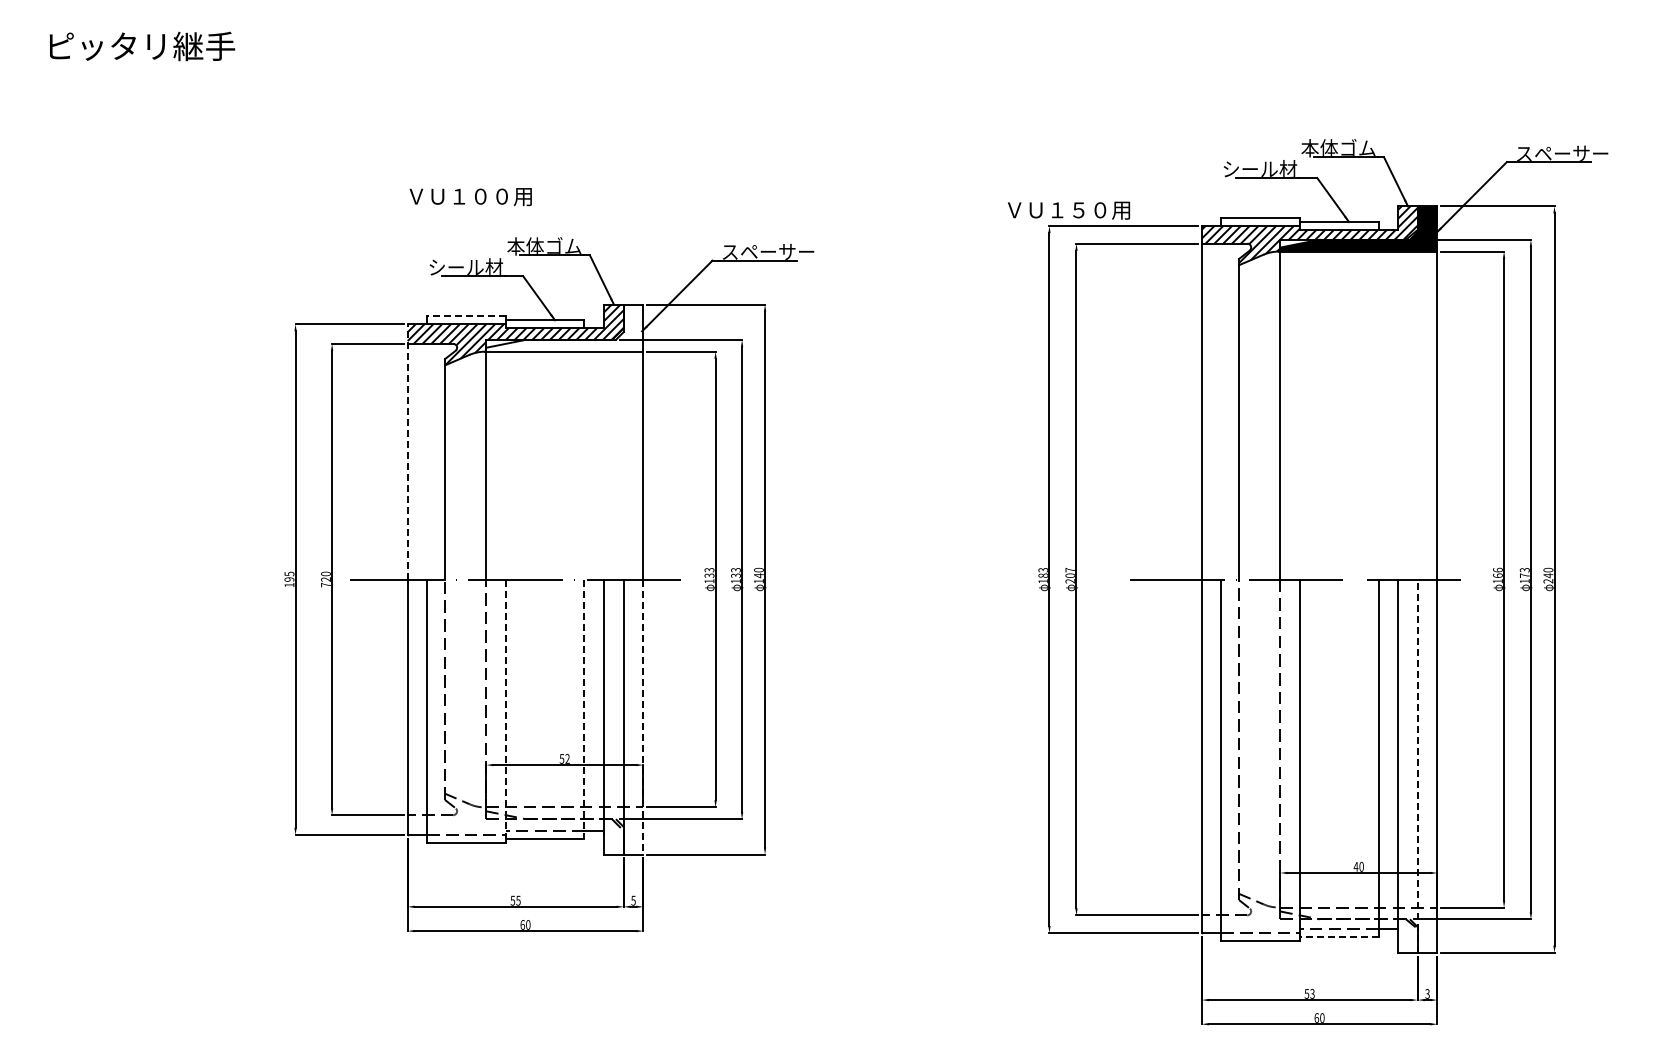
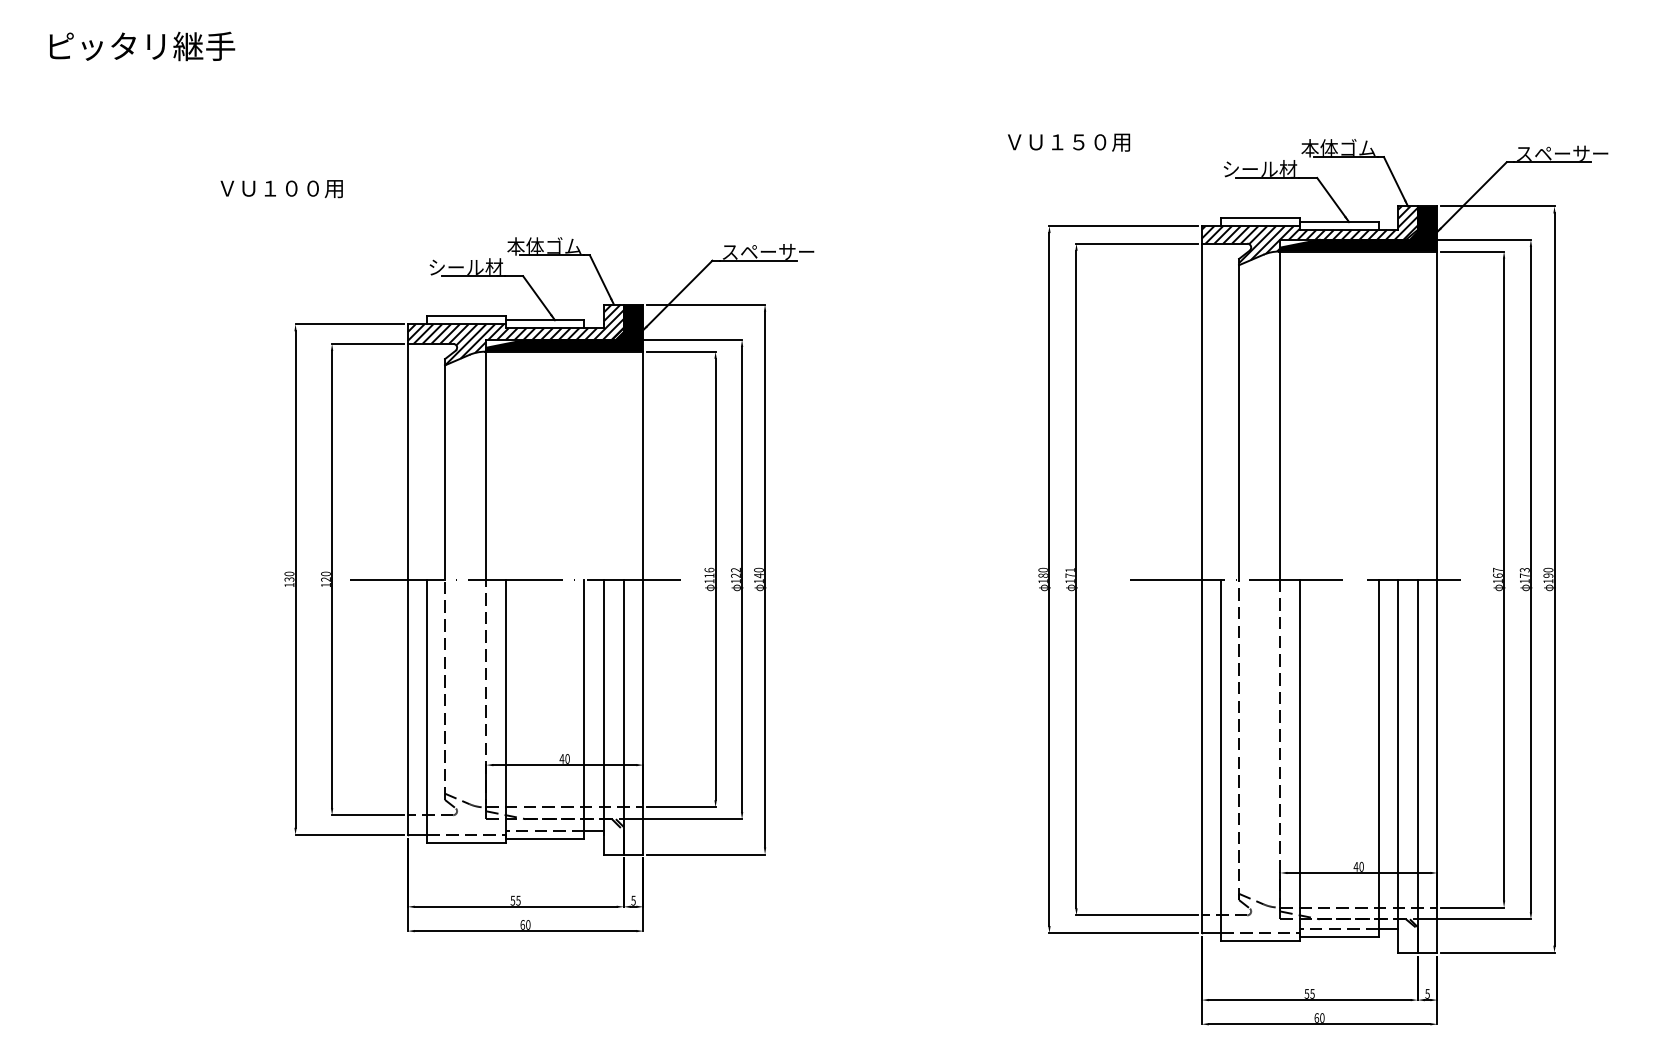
text position: (470, 197) -> (281, 189) (281, 189)
text position: (1069, 210) -> (1069, 142) (1069, 142)
line: dashed -> solid (466, 316)
fill: none -> present (564, 327)
line: dashed -> solid (407, 451)
text: 183 -> 180 (1042, 569)
text: 166 -> 167 (1497, 569)
text: 133 -> 116 (709, 572)
text: 133 -> 122 (736, 572)
text: 207 -> 171 (1069, 575)
text: 195 -> 130 (289, 576)
text: 240 -> 190 (1548, 578)
text: 720 -> 120 (325, 584)
line: dashed -> solid (505, 709)
line: dashed -> solid (584, 709)
line: dashed -> solid (643, 717)
text: 52 -> 40 (564, 758)
line: dashed -> solid (1417, 766)
line: dashed -> solid (1338, 937)
text: 53 -> 55 (1312, 993)
text: 3 -> 5 (1427, 993)
